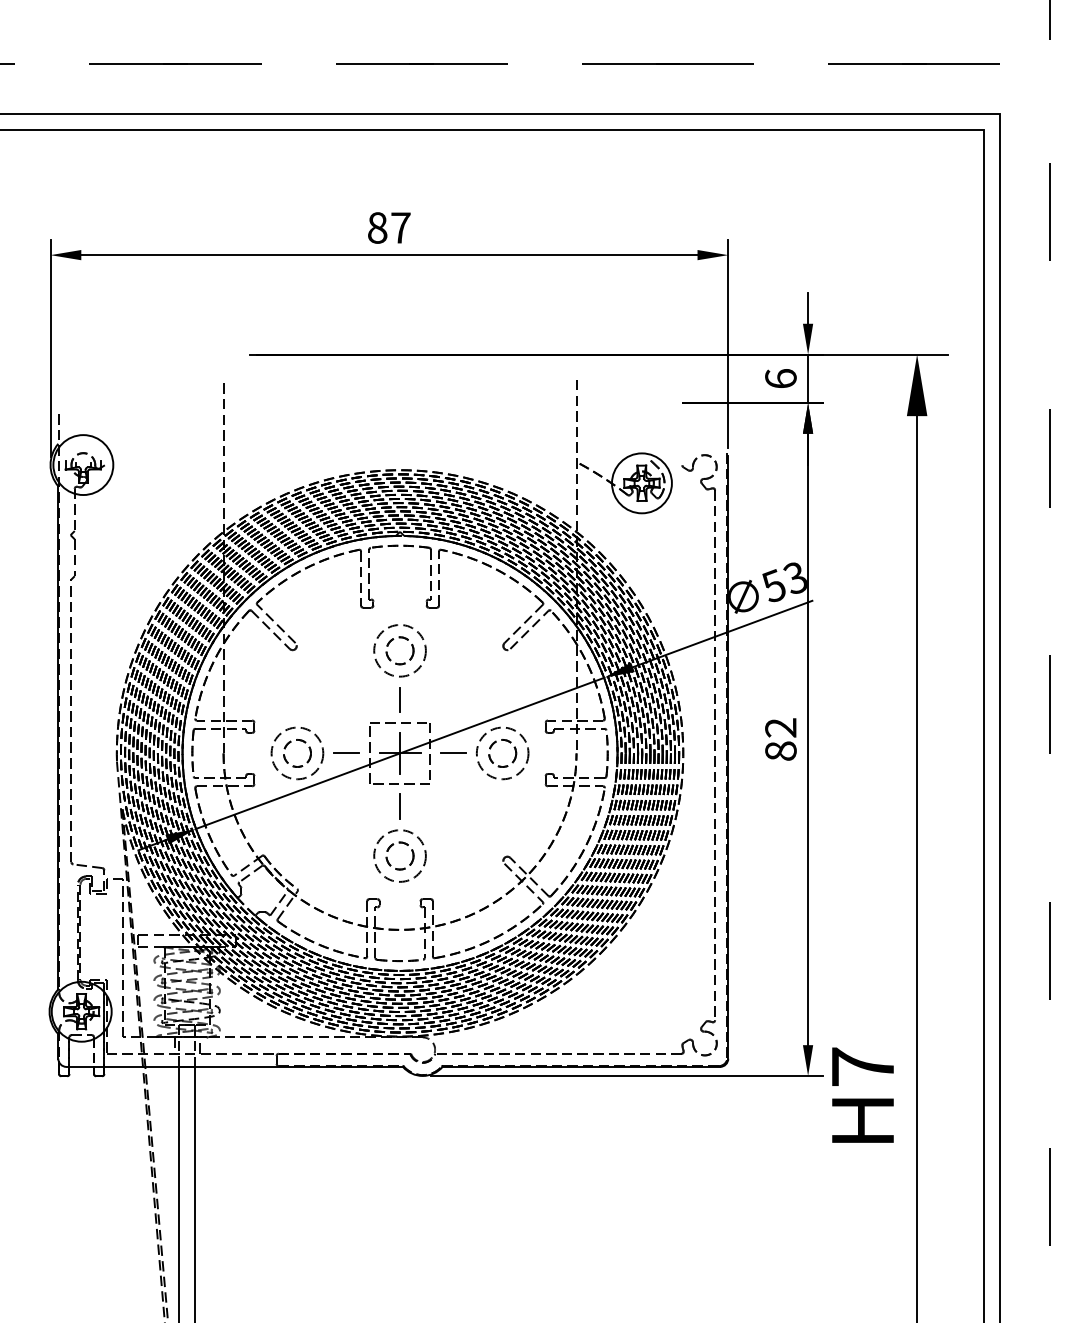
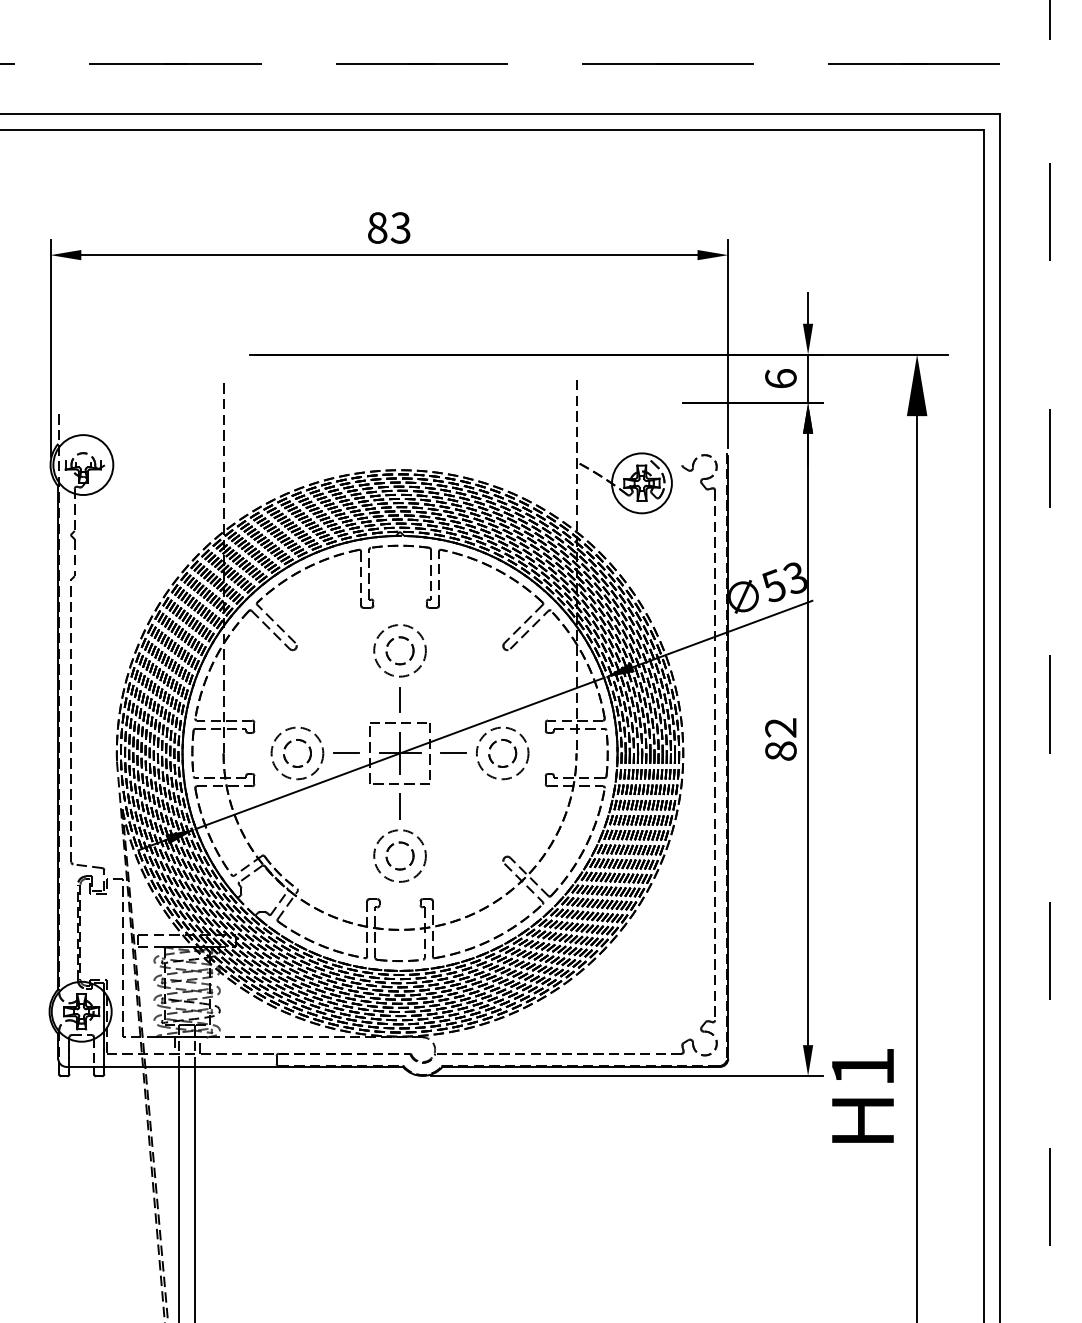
text: 87 -> 83 (400, 227)
text: H7 -> H1 (862, 1066)
